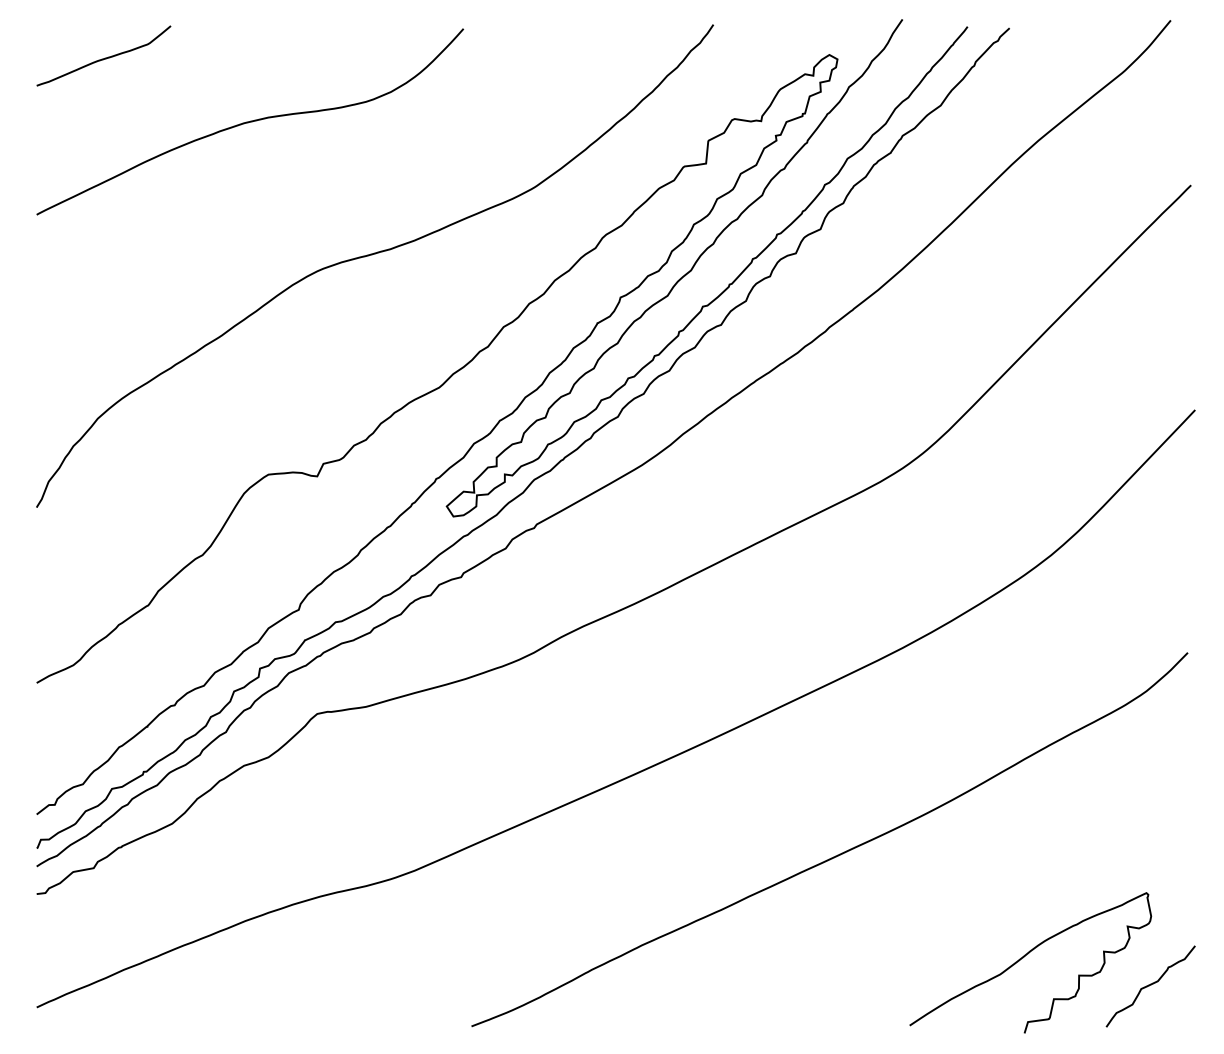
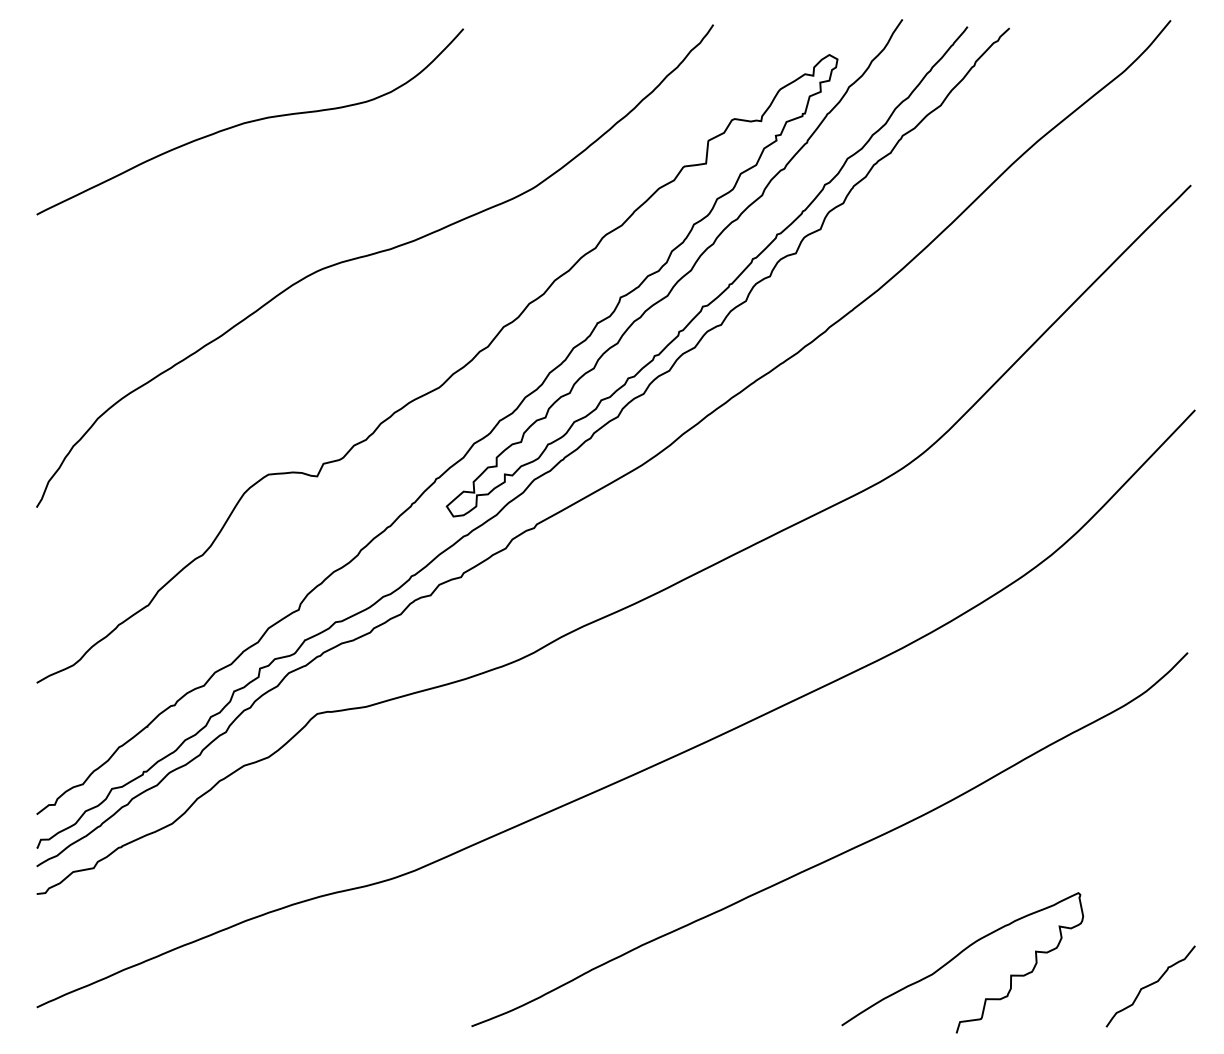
curve: present -> none (105, 57)
curve position: (1025, 956) -> (957, 956) (957, 956)
